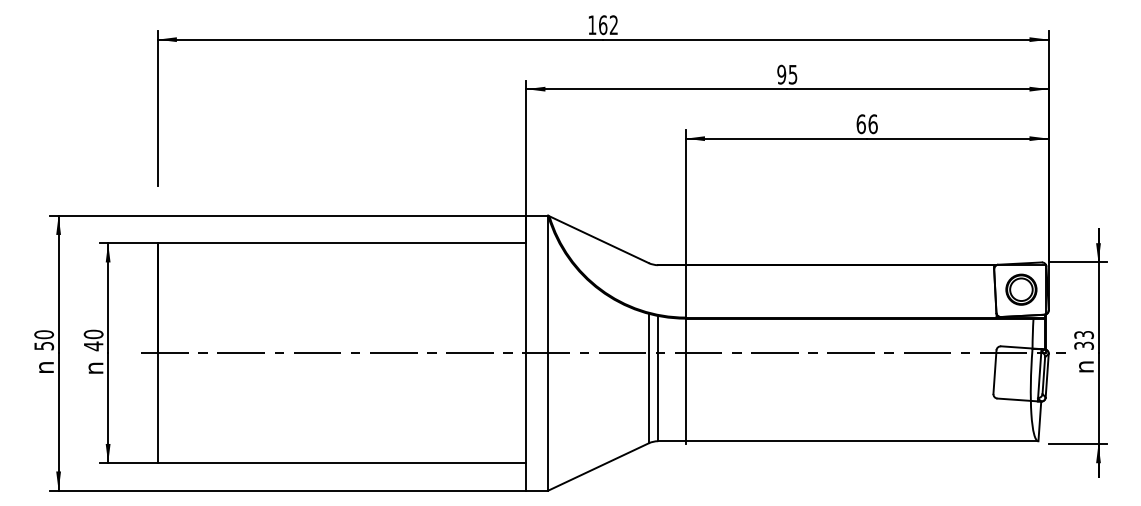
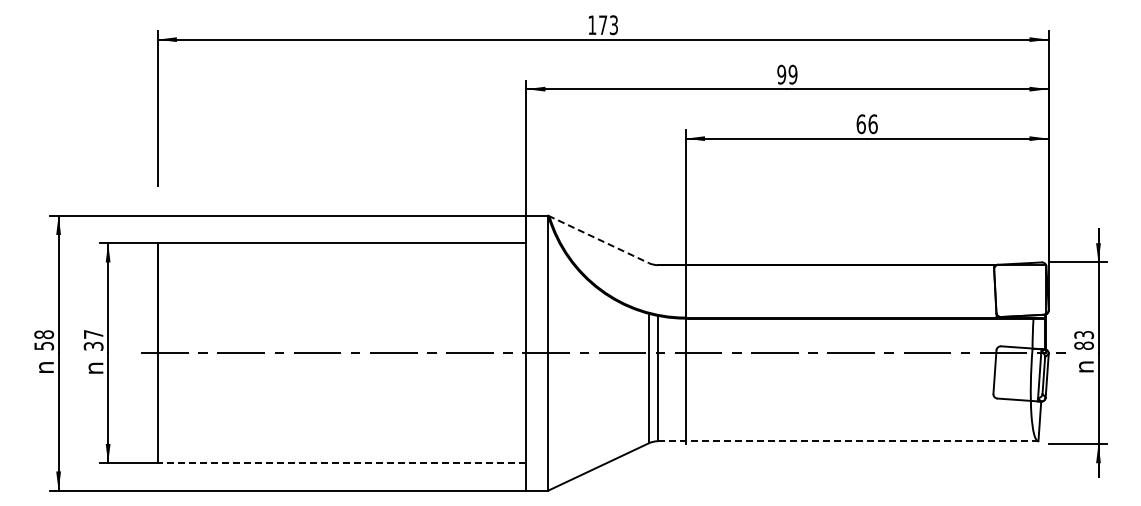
text: 162 -> 173 (608, 25)
text: 95 -> 99 (792, 74)
line: solid -> dashed (598, 239)
part: present -> none (1021, 289)
text: 50 -> 58 (43, 334)
text: 40 -> 37 (93, 340)
text: 33 -> 83 (1083, 345)
line: solid -> dashed (848, 441)
line: solid -> dashed (341, 463)
